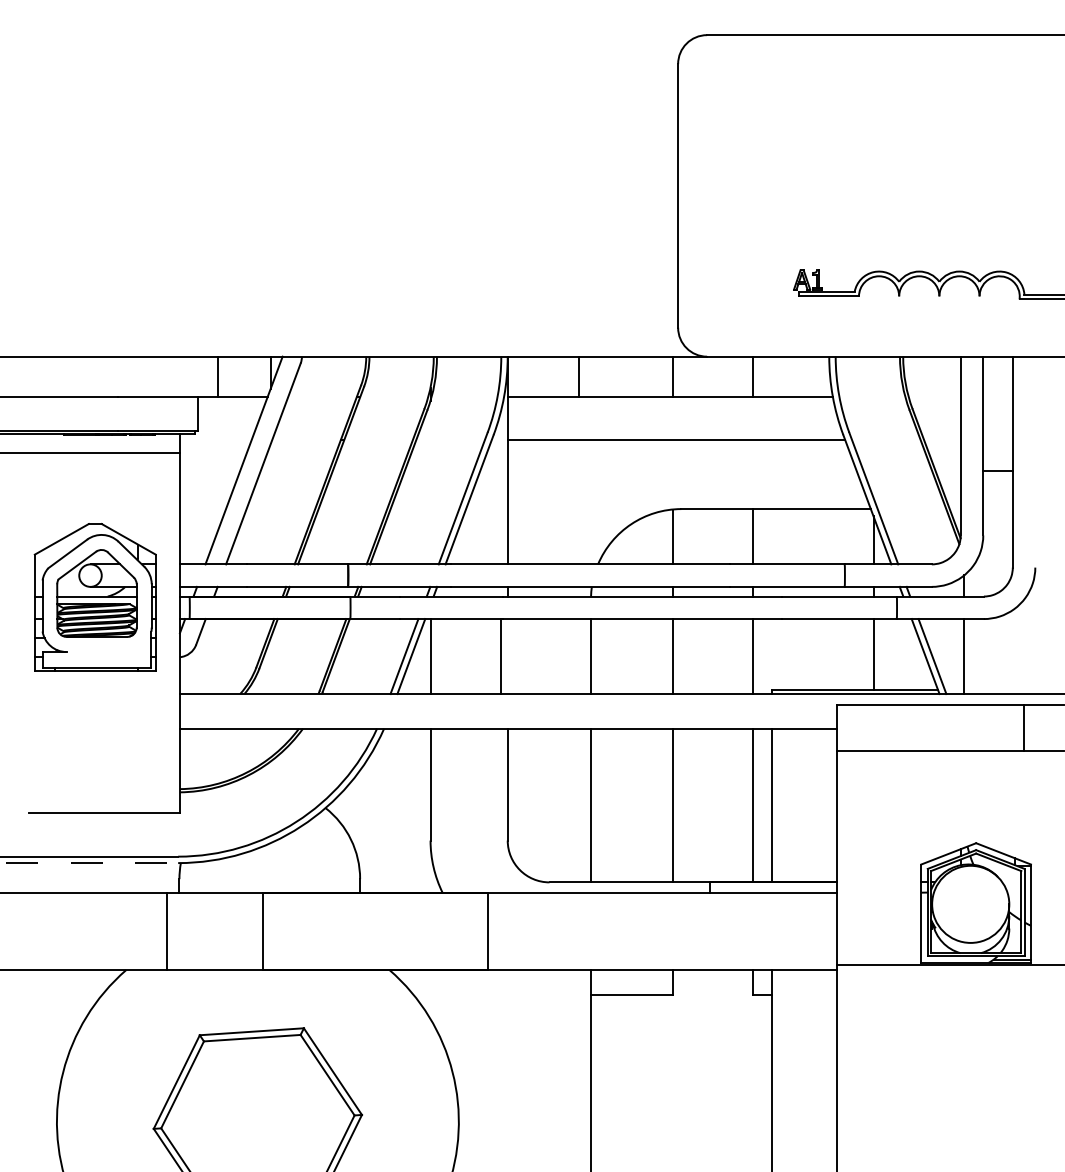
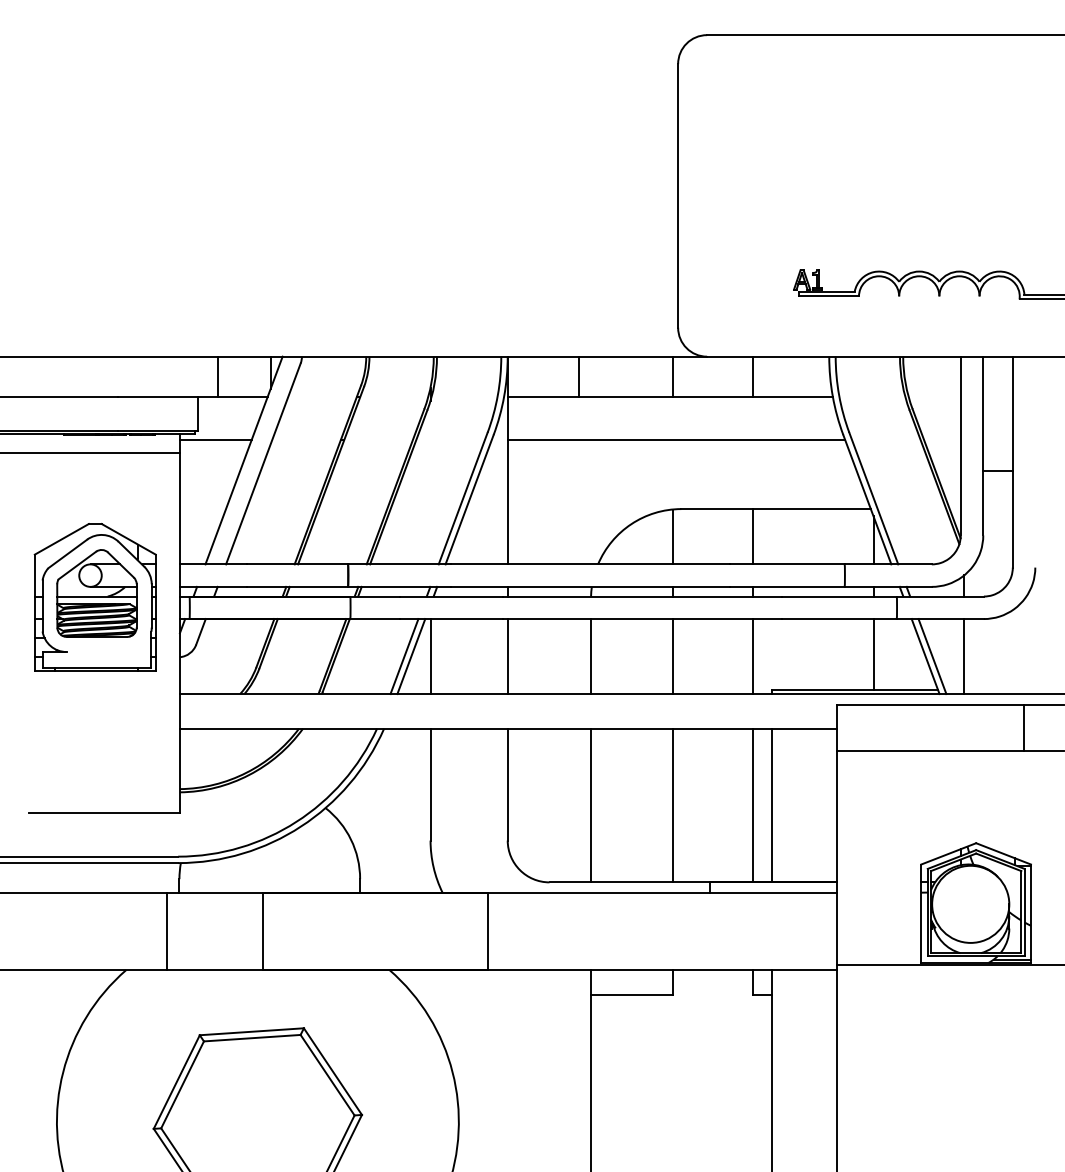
line: none -> present (215, 440)
line position: (500, 656) -> (507, 656) (507, 656)
line: dashed -> solid (89, 863)
